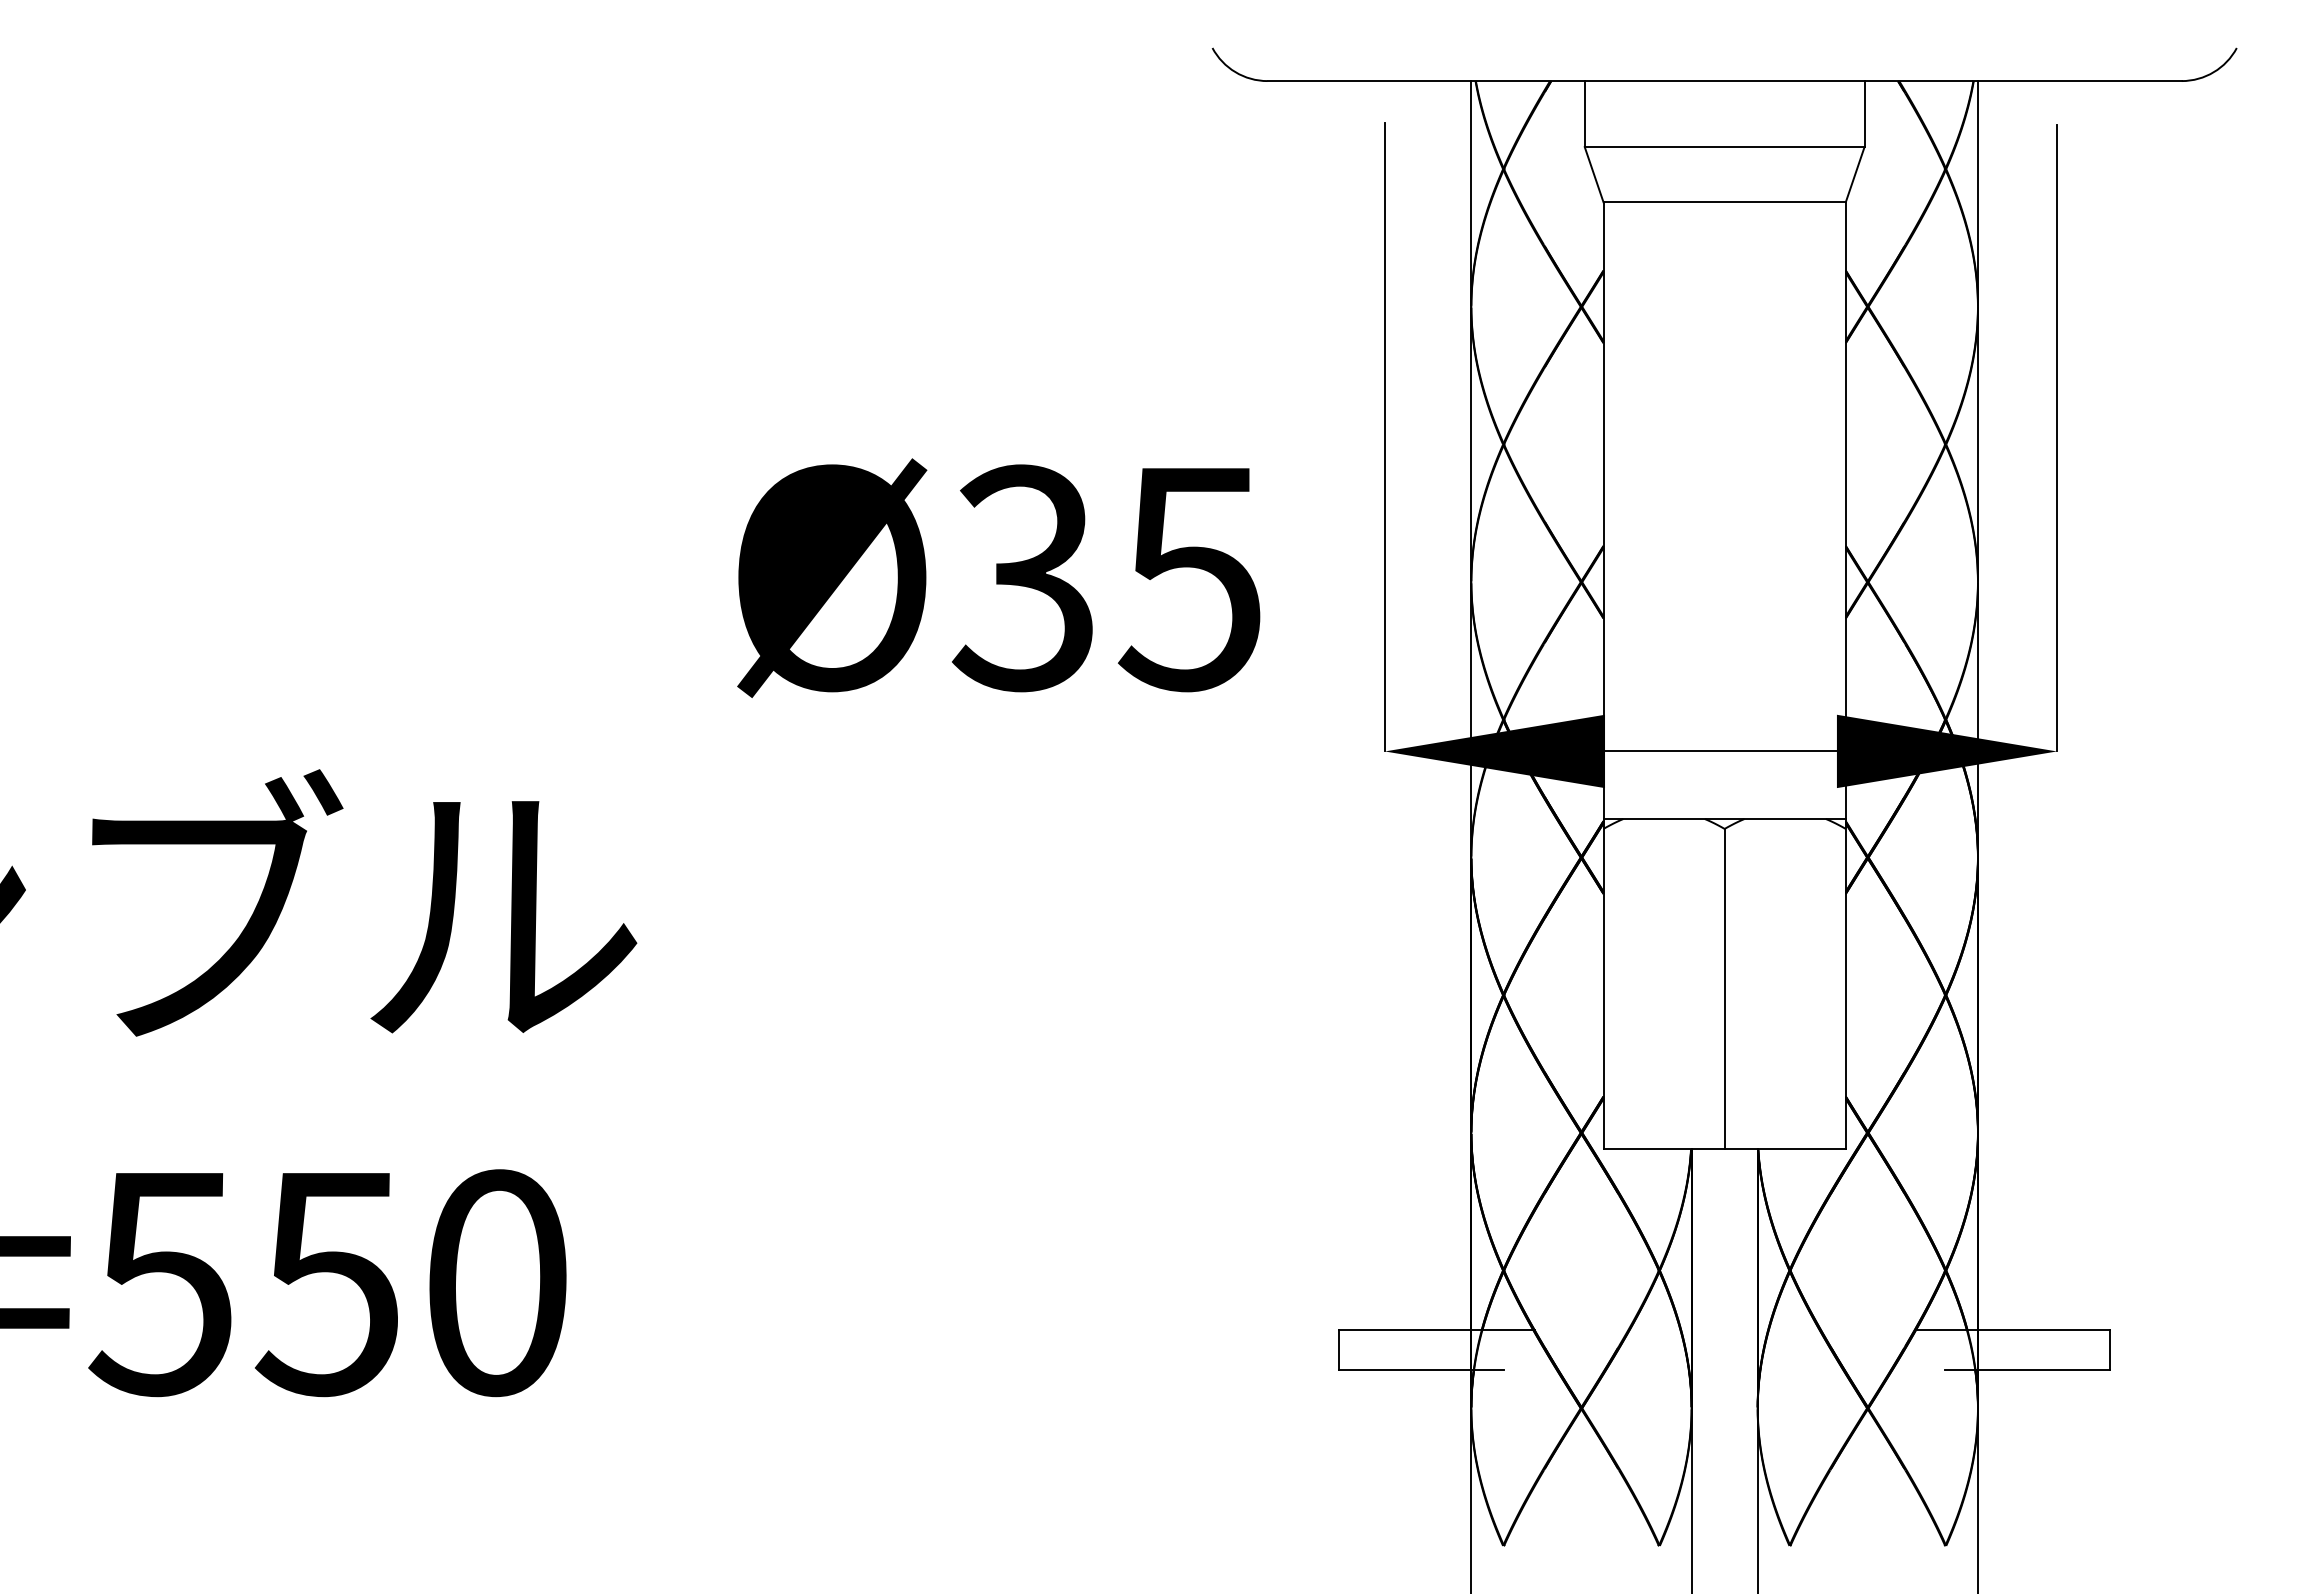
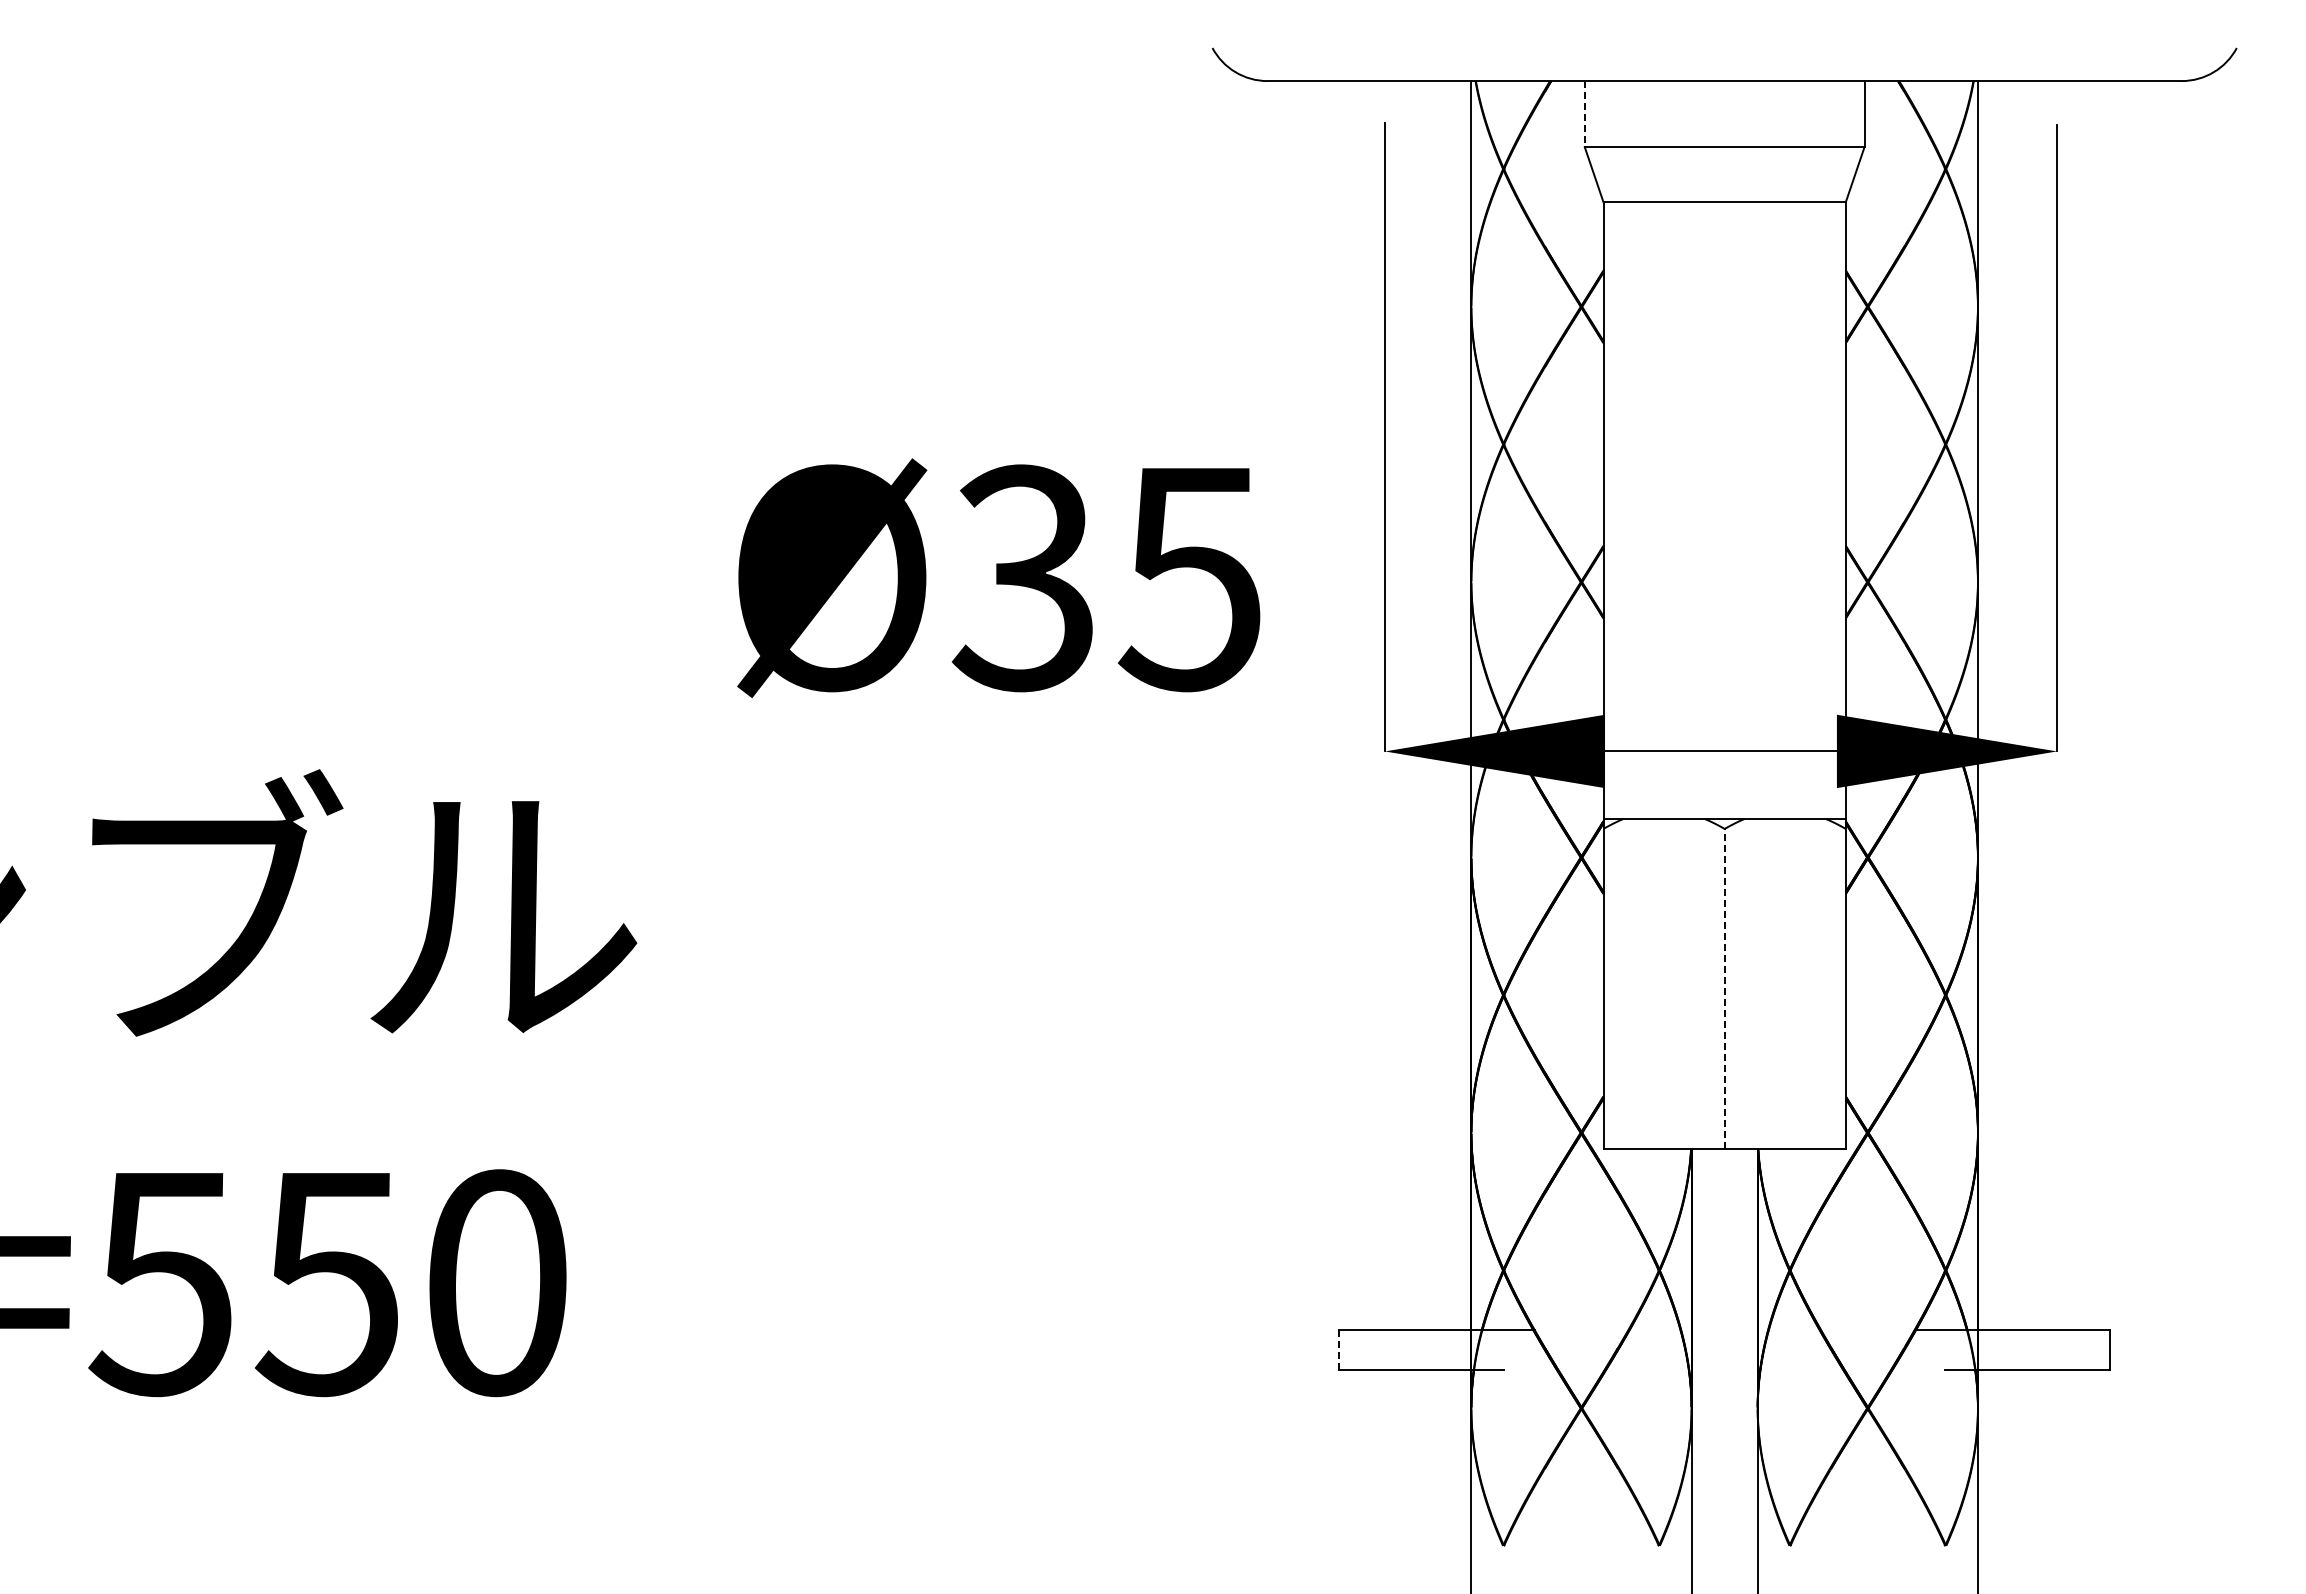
line: solid -> dashed (1584, 114)
line: solid -> dashed (1724, 988)
line: solid -> dashed (1339, 1349)
